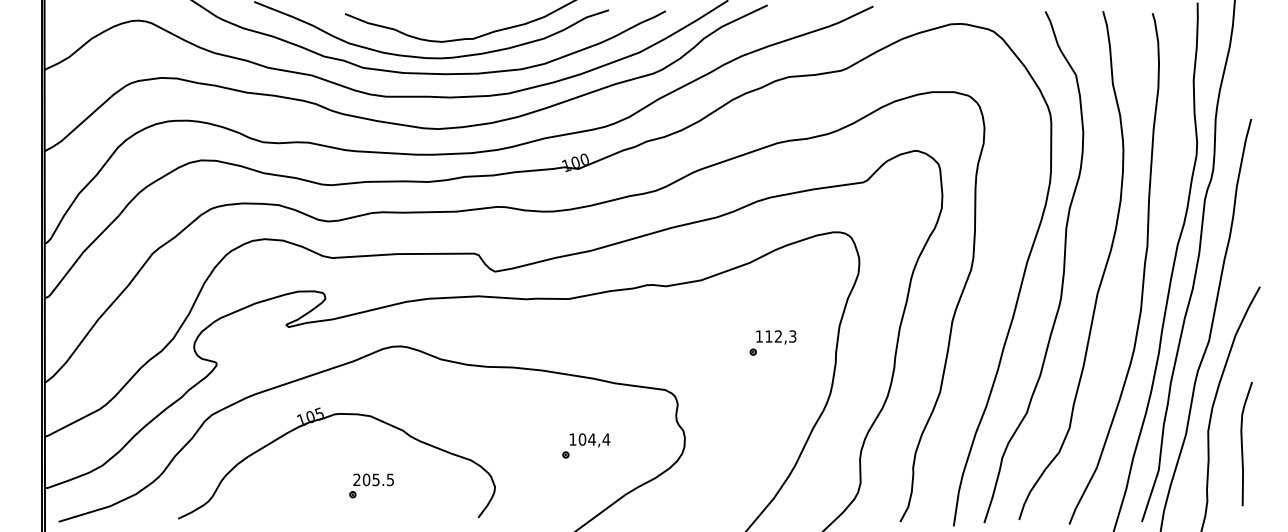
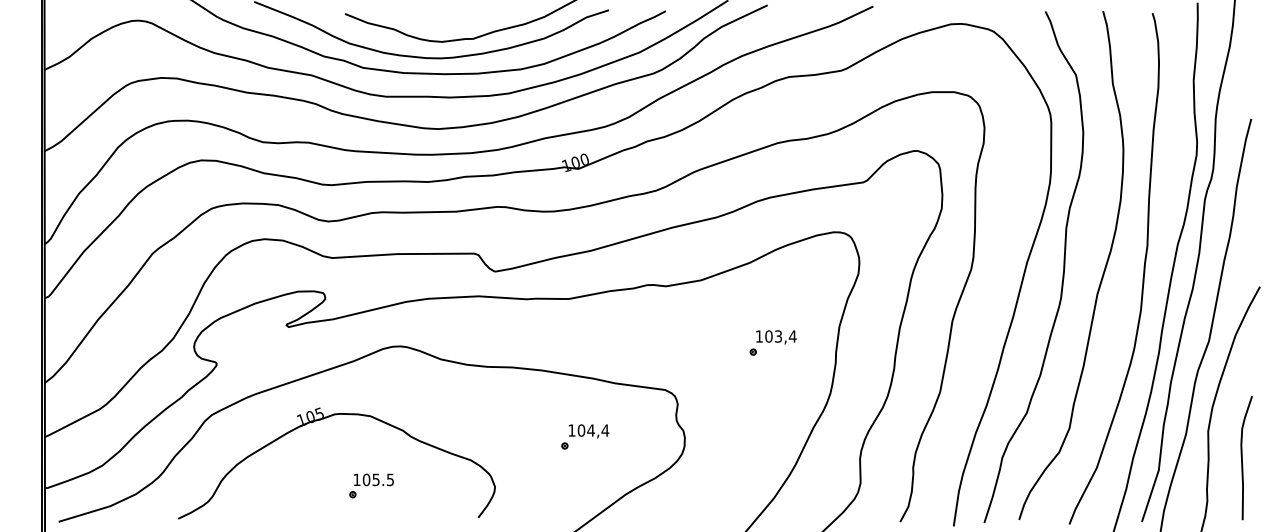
text: 112,3 -> 103,4 (780, 336)
curve position: (1242, 444) -> (1242, 458) (1242, 458)
part position: (586, 445) -> (585, 436) (585, 436)
text: 205.5 -> 105.5 (356, 479)
